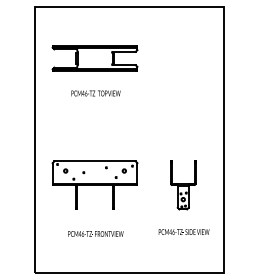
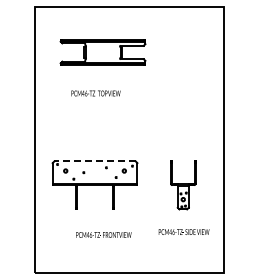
part position: (94, 58) -> (102, 52) (102, 52)
line: solid -> dashed (95, 161)
text position: (95, 233) -> (103, 234) (103, 234)
